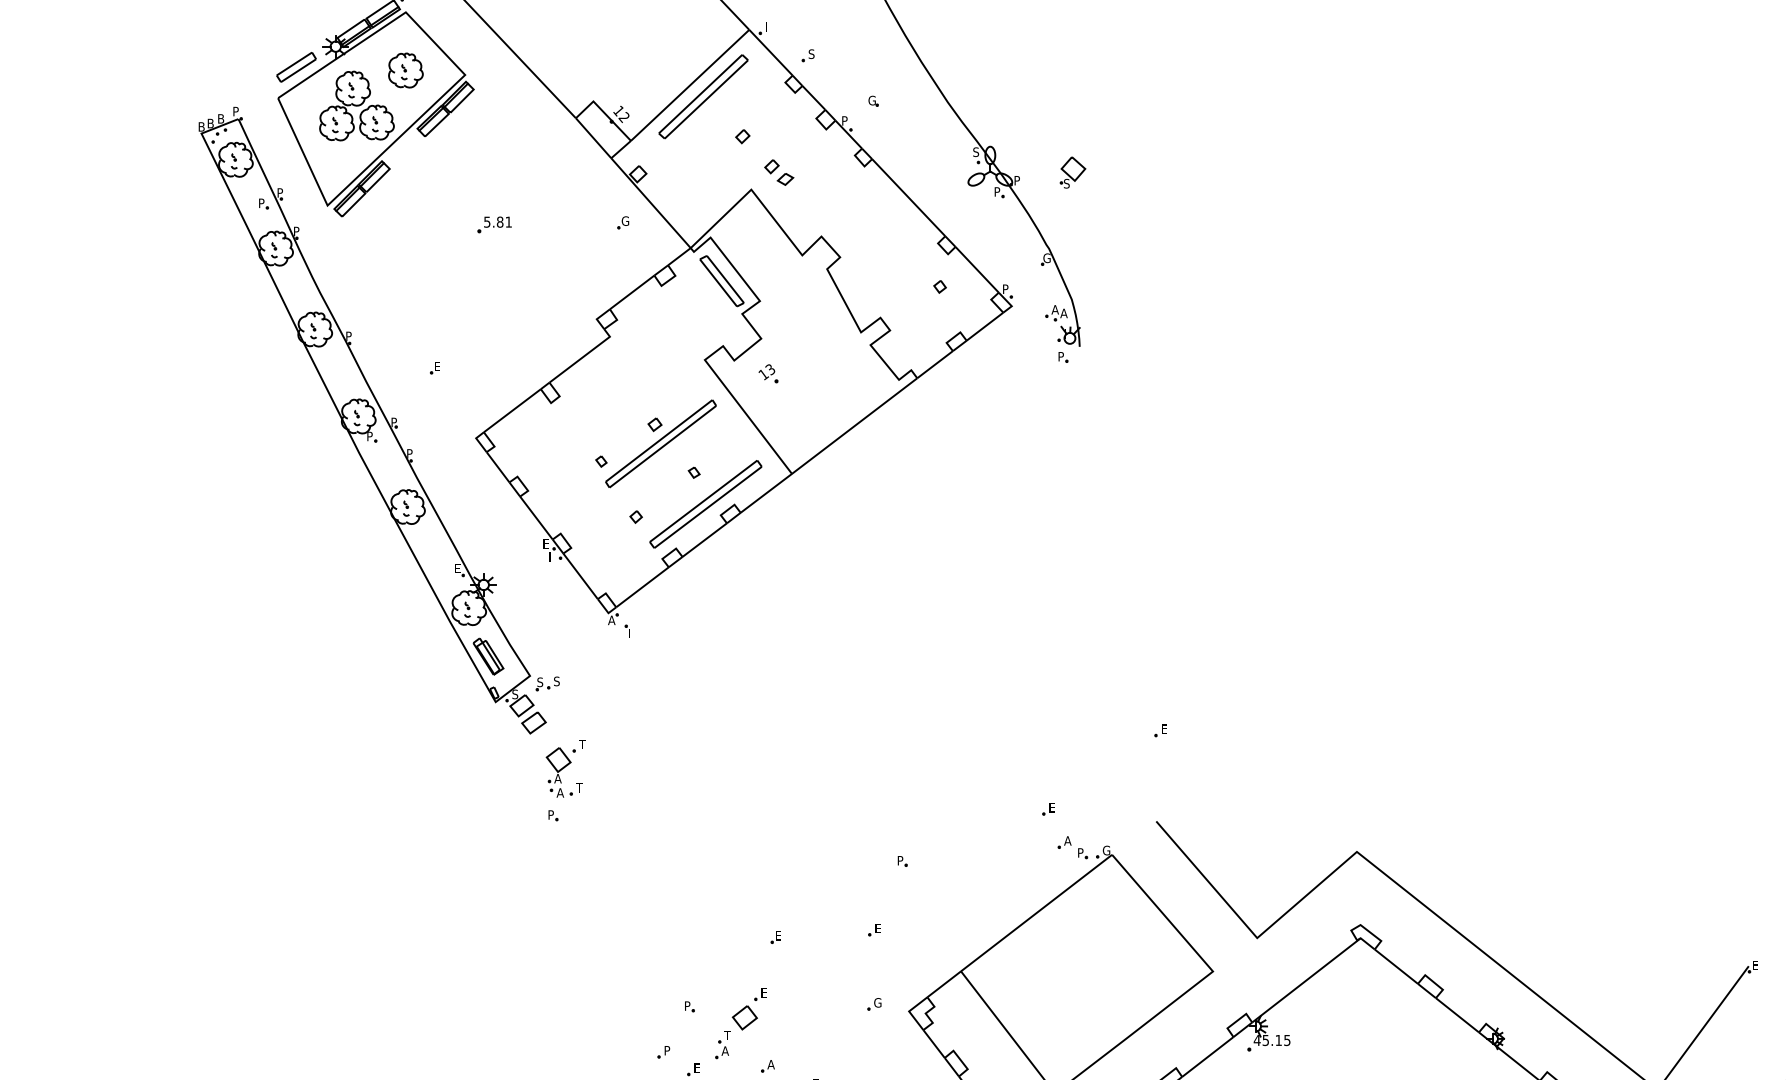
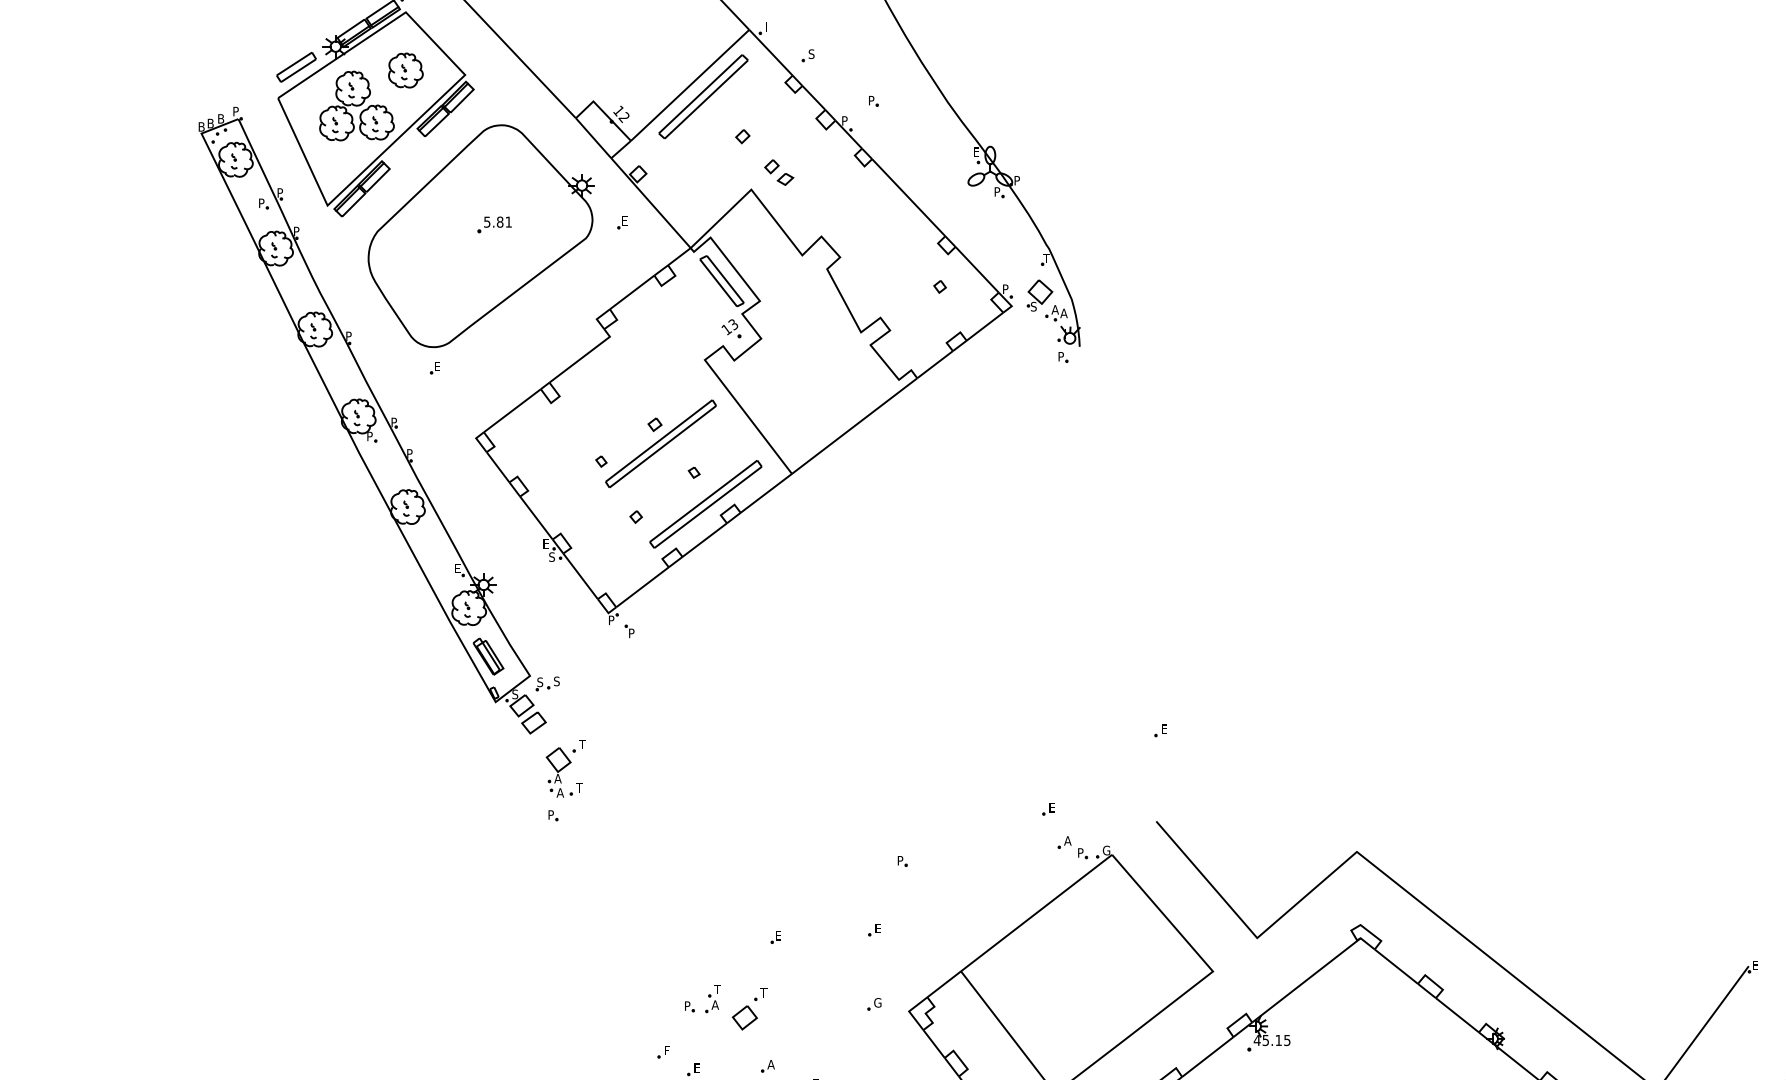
text: G -> P (871, 100)
text: S -> E (976, 152)
part position: (1072, 172) -> (1039, 295) (1039, 295)
text: G -> E (625, 220)
part: none -> present (480, 235)
text: G -> T (1046, 258)
part position: (768, 373) -> (731, 328) (731, 328)
text: I -> S (551, 556)
text: A -> P (611, 620)
text: I -> P (631, 633)
text: E -> T (763, 992)
part position: (722, 1045) -> (712, 999) (712, 999)
text: P -> F (667, 1050)
